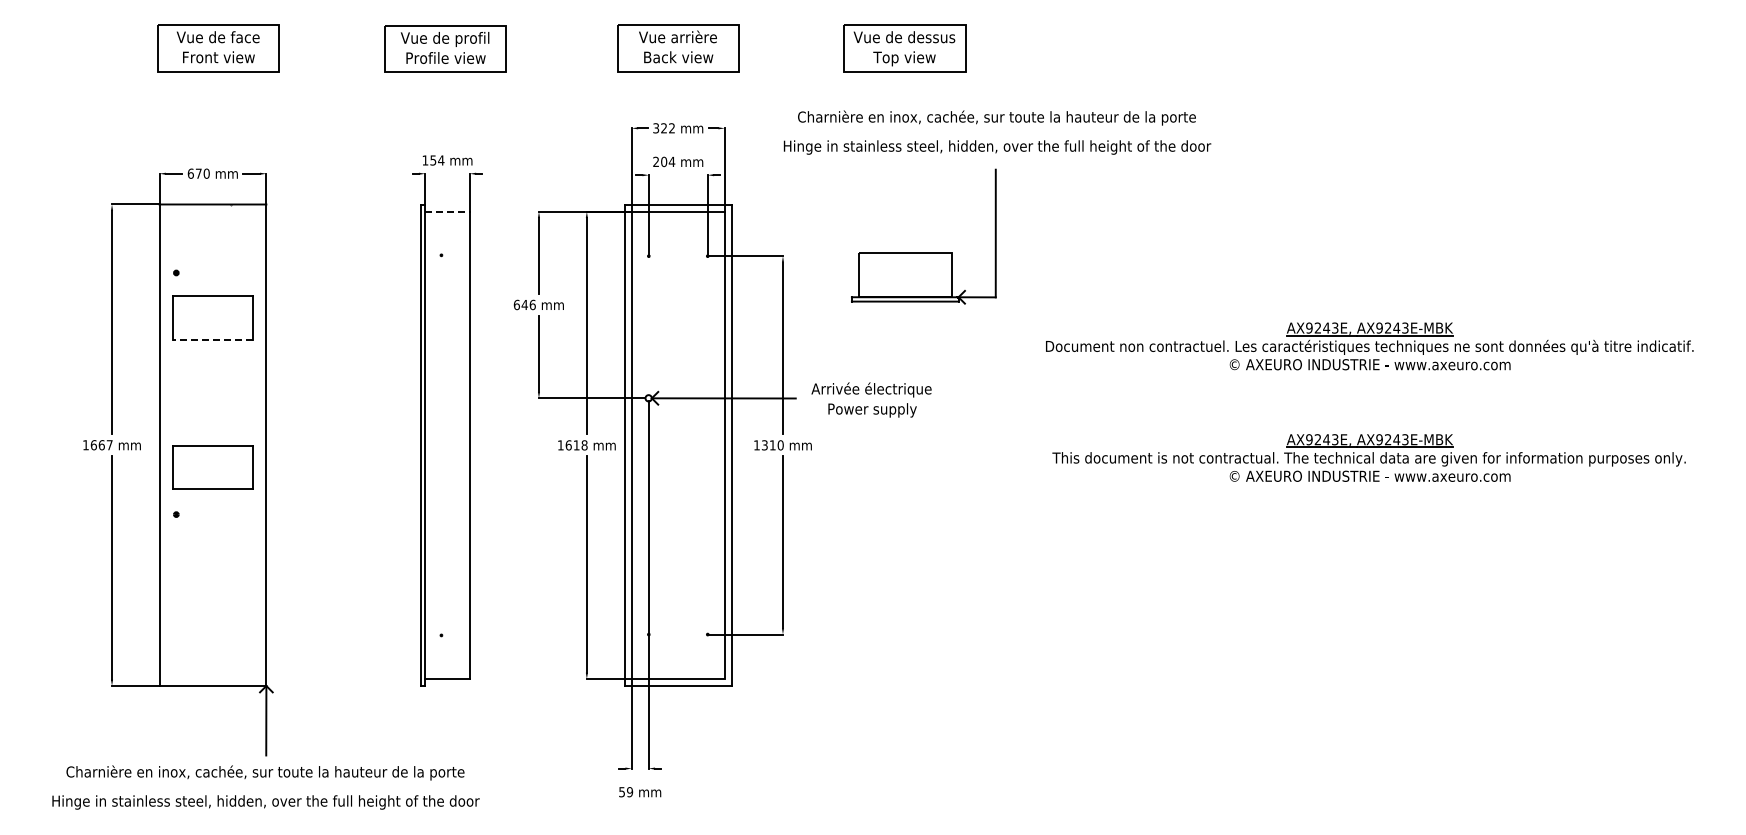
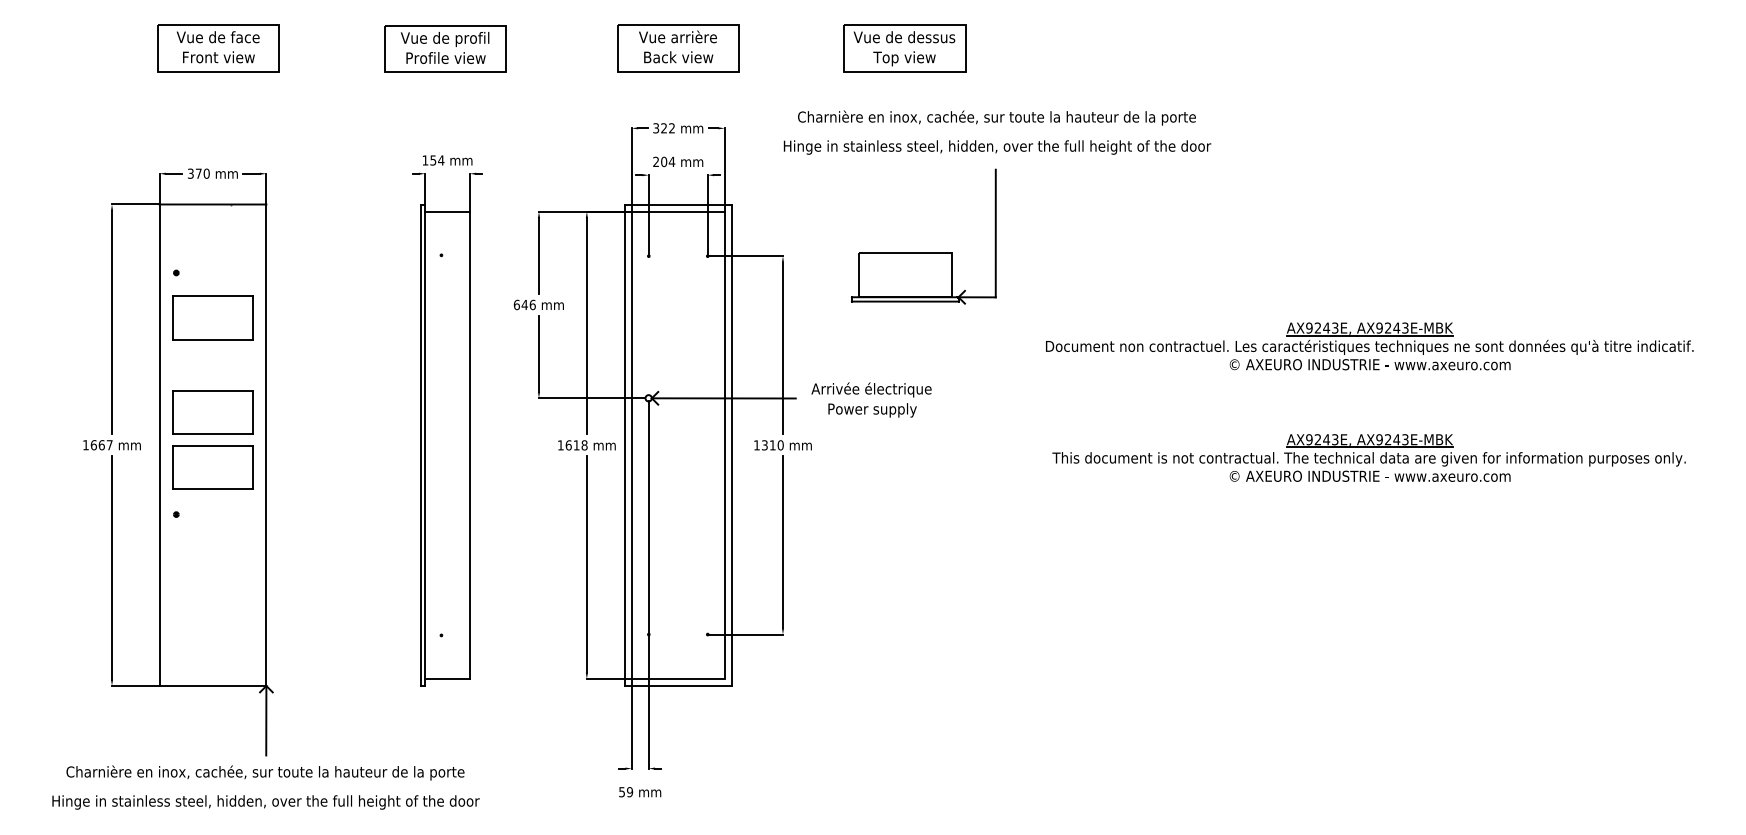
text: 670 -> 370 (190, 173)
line: dashed -> solid (448, 211)
line: dashed -> solid (212, 339)
part: none -> present (212, 412)
